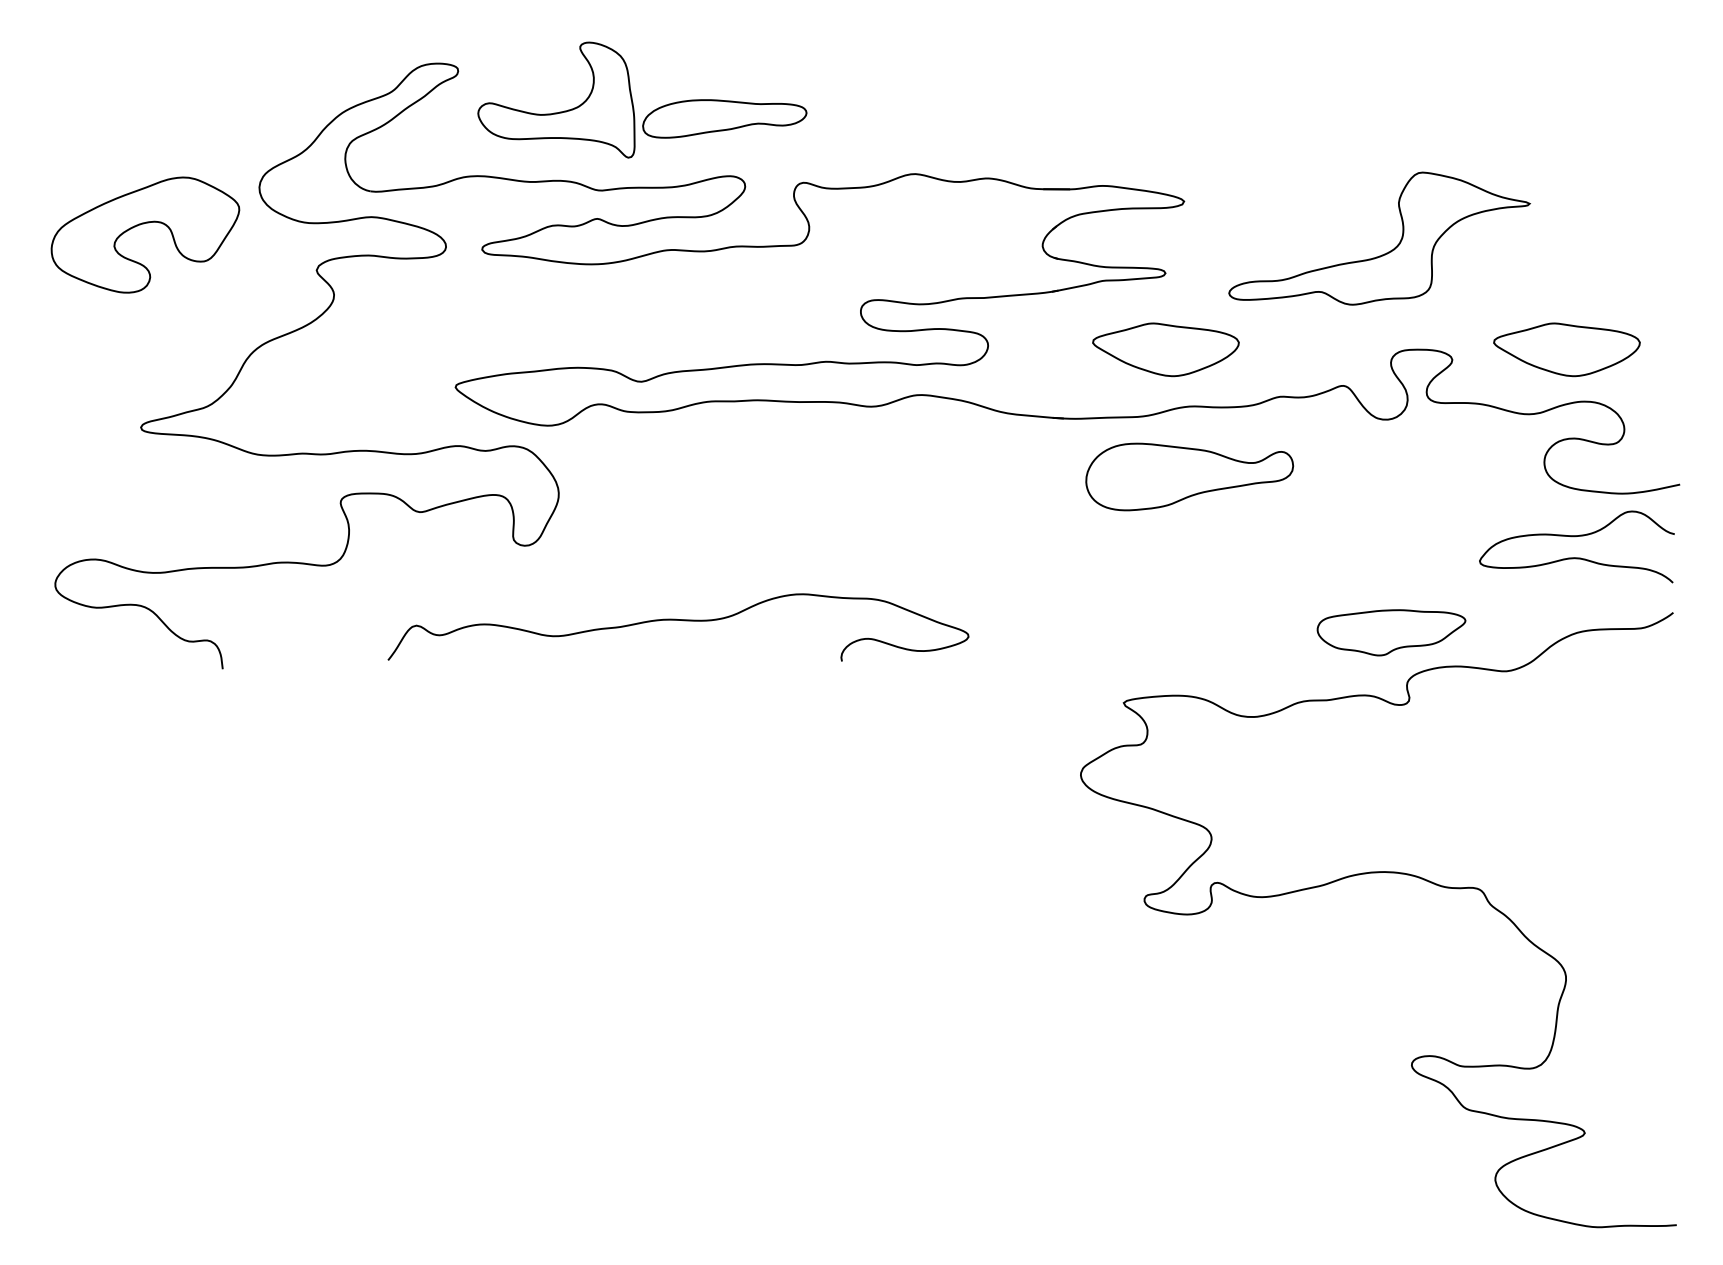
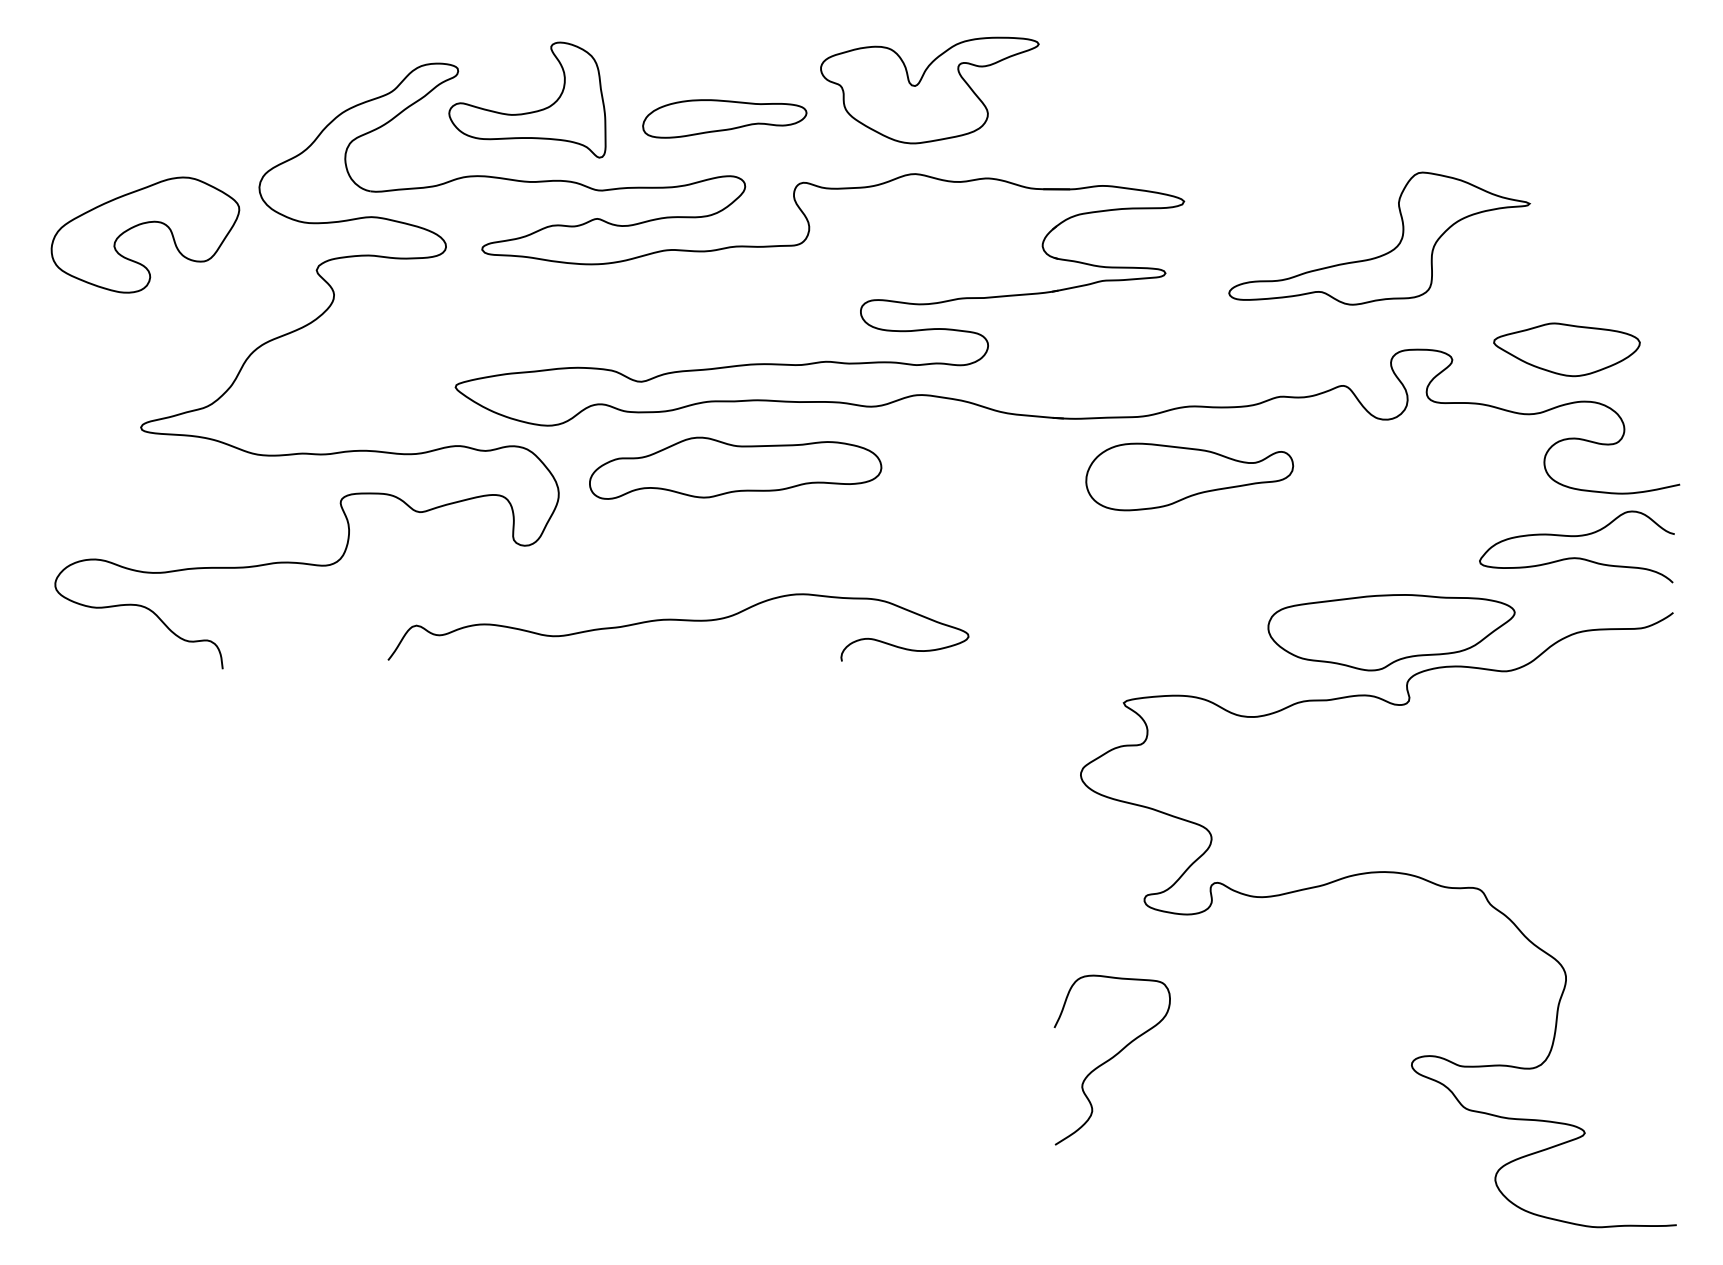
part: none -> present (929, 90)
part position: (559, 111) -> (530, 111) (530, 111)
part: present -> none (1165, 349)
part: none -> present (735, 467)
part size: 151x48 px -> 249x78 px (1391, 632)
curve: none -> present (1111, 1059)
